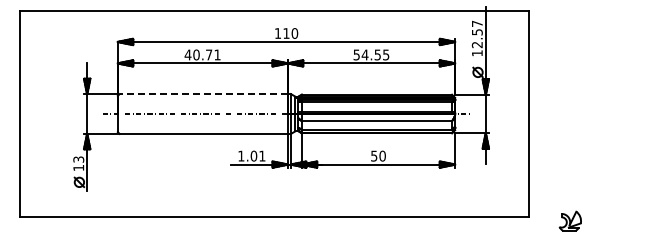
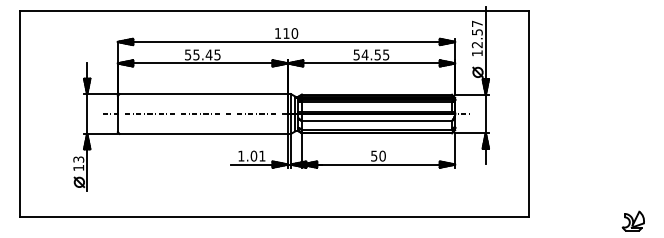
text: 40.71 -> 55.45 (202, 54)
line: dashed -> solid (203, 94)
part position: (569, 220) -> (632, 220) (632, 220)
